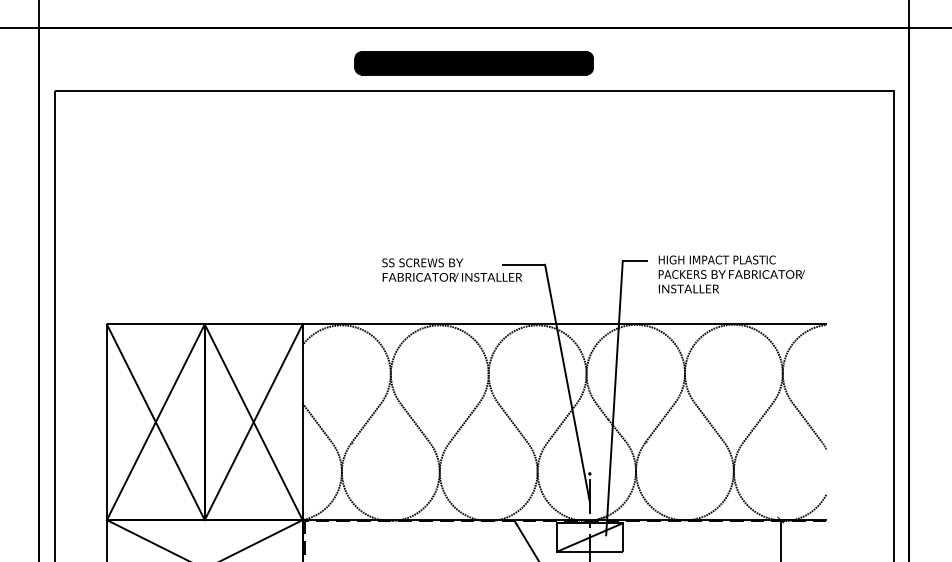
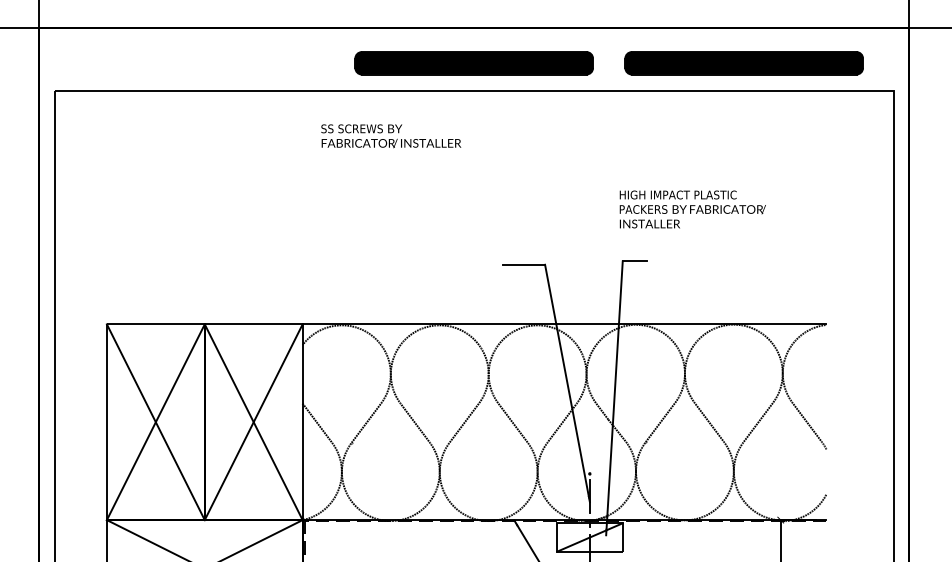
part: none -> present (743, 63)
text position: (452, 270) -> (391, 136) (391, 136)
text position: (731, 274) -> (692, 209) (692, 209)
